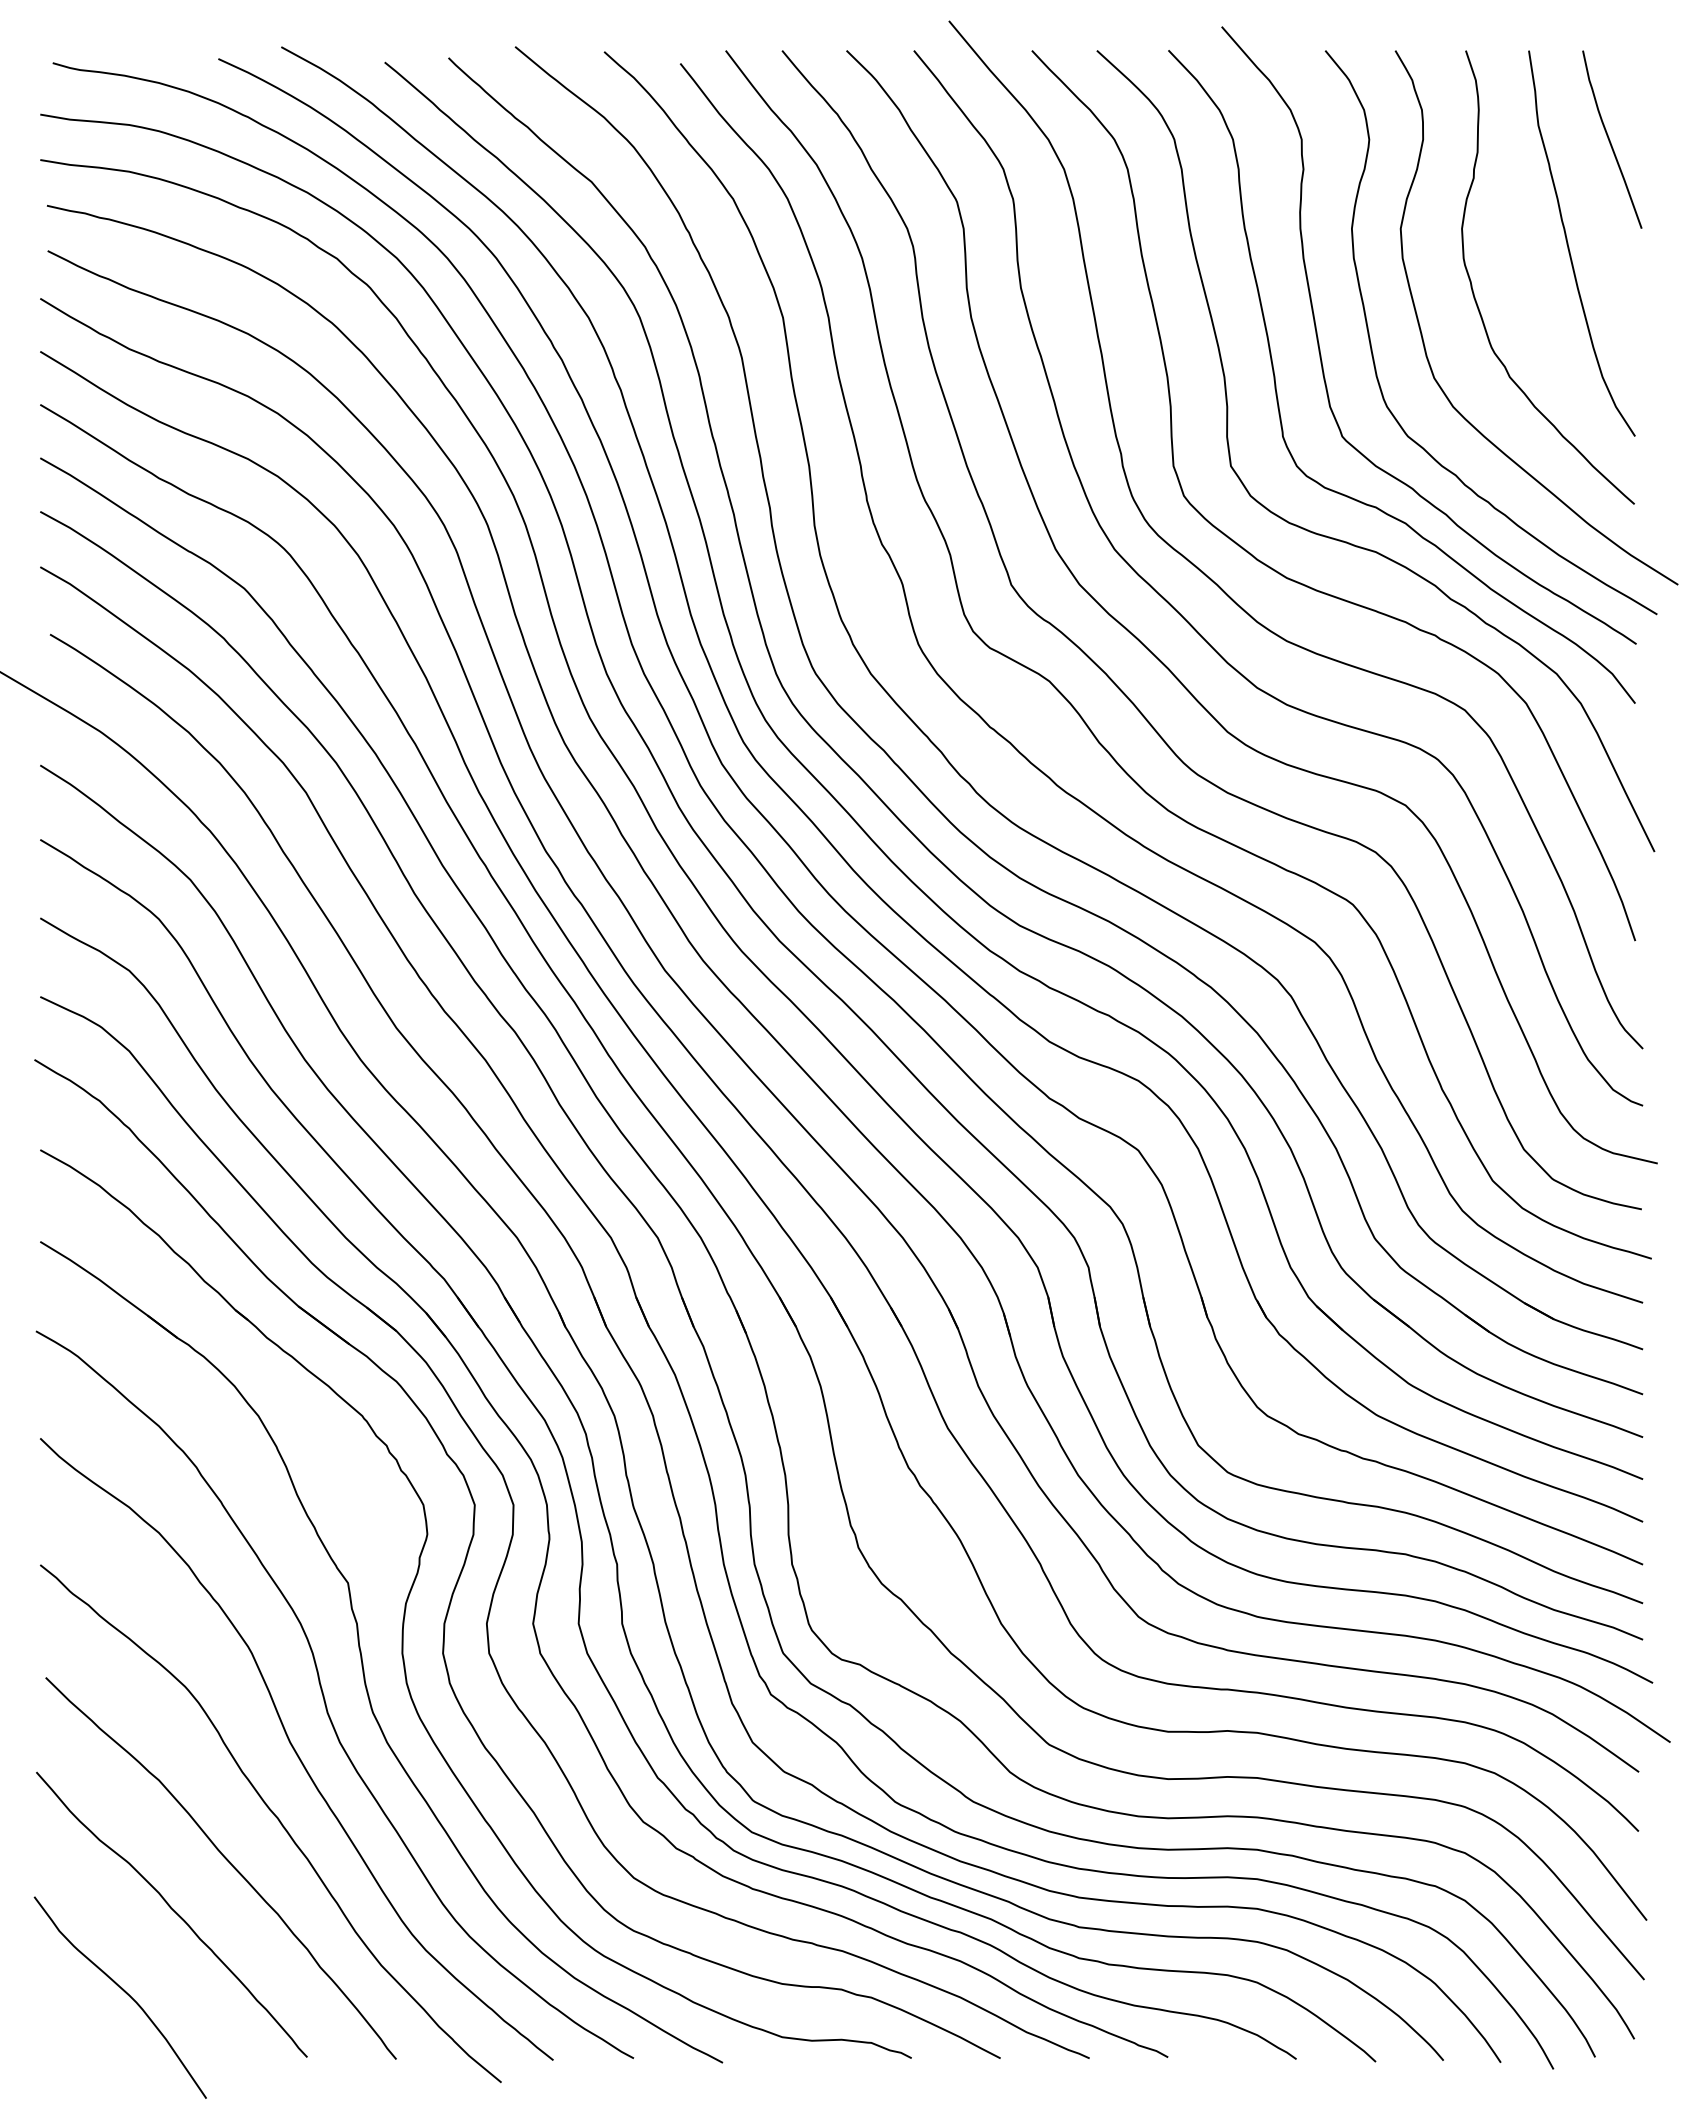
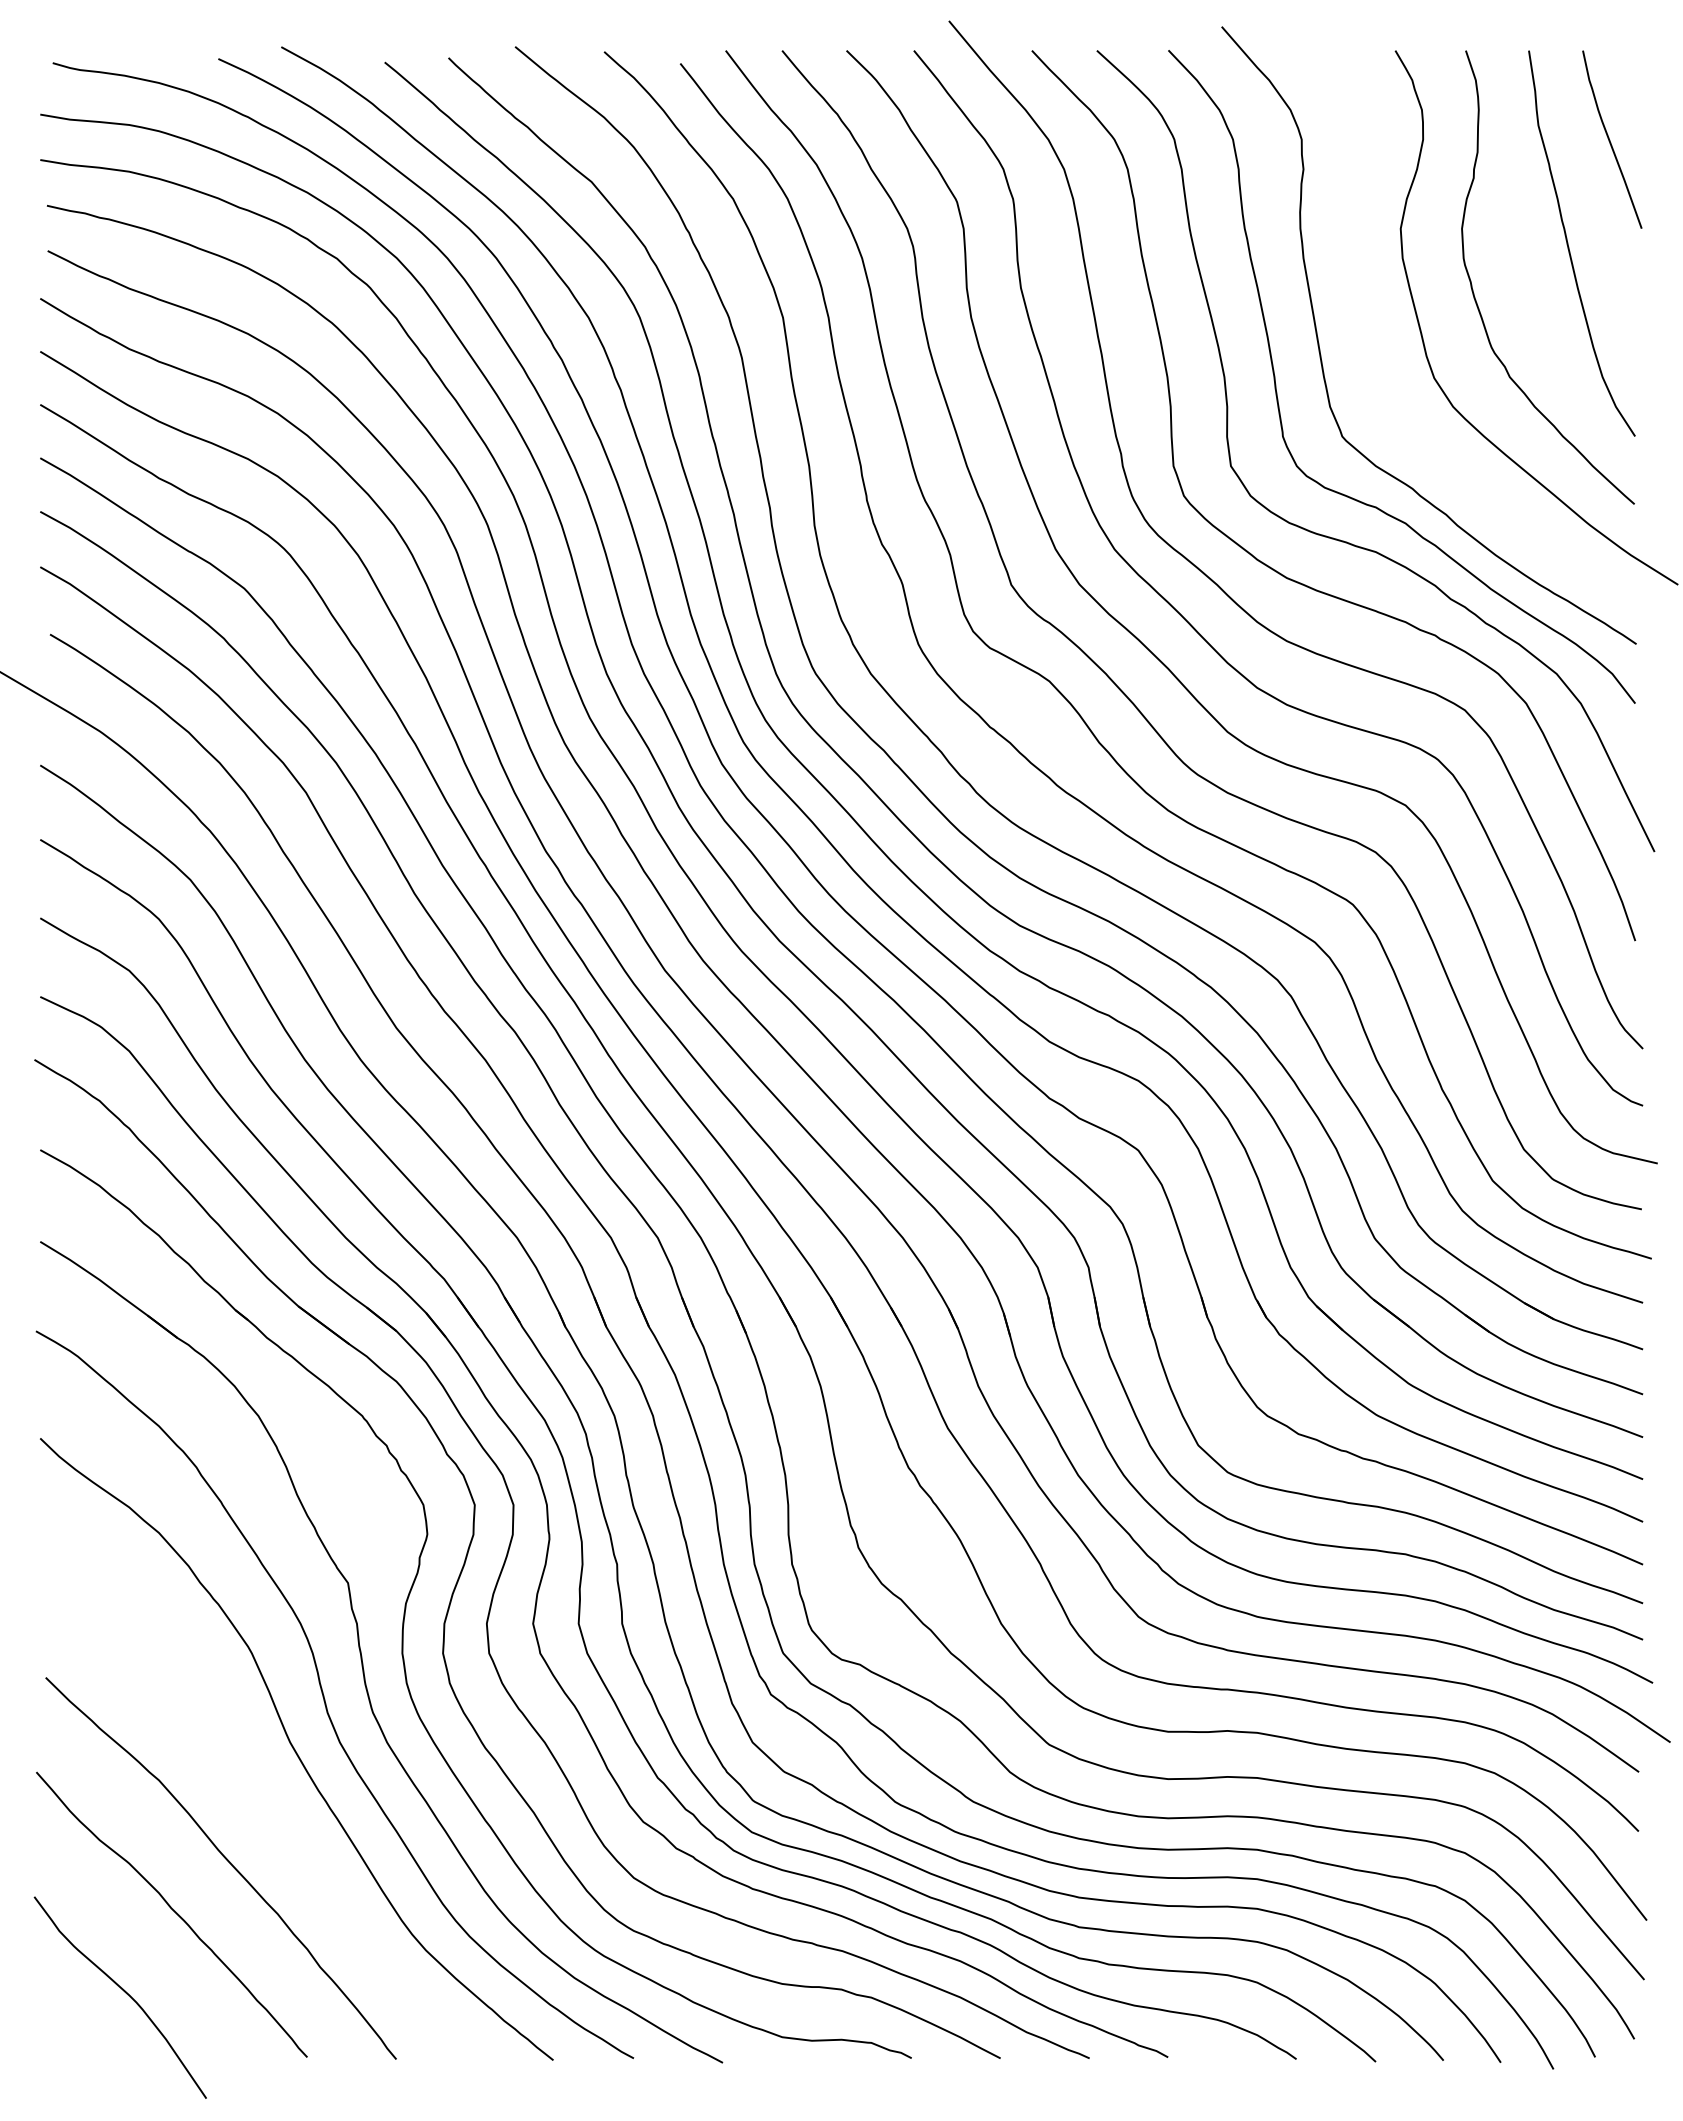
curve: present -> none (1373, 353)
curve: present -> none (275, 1817)
